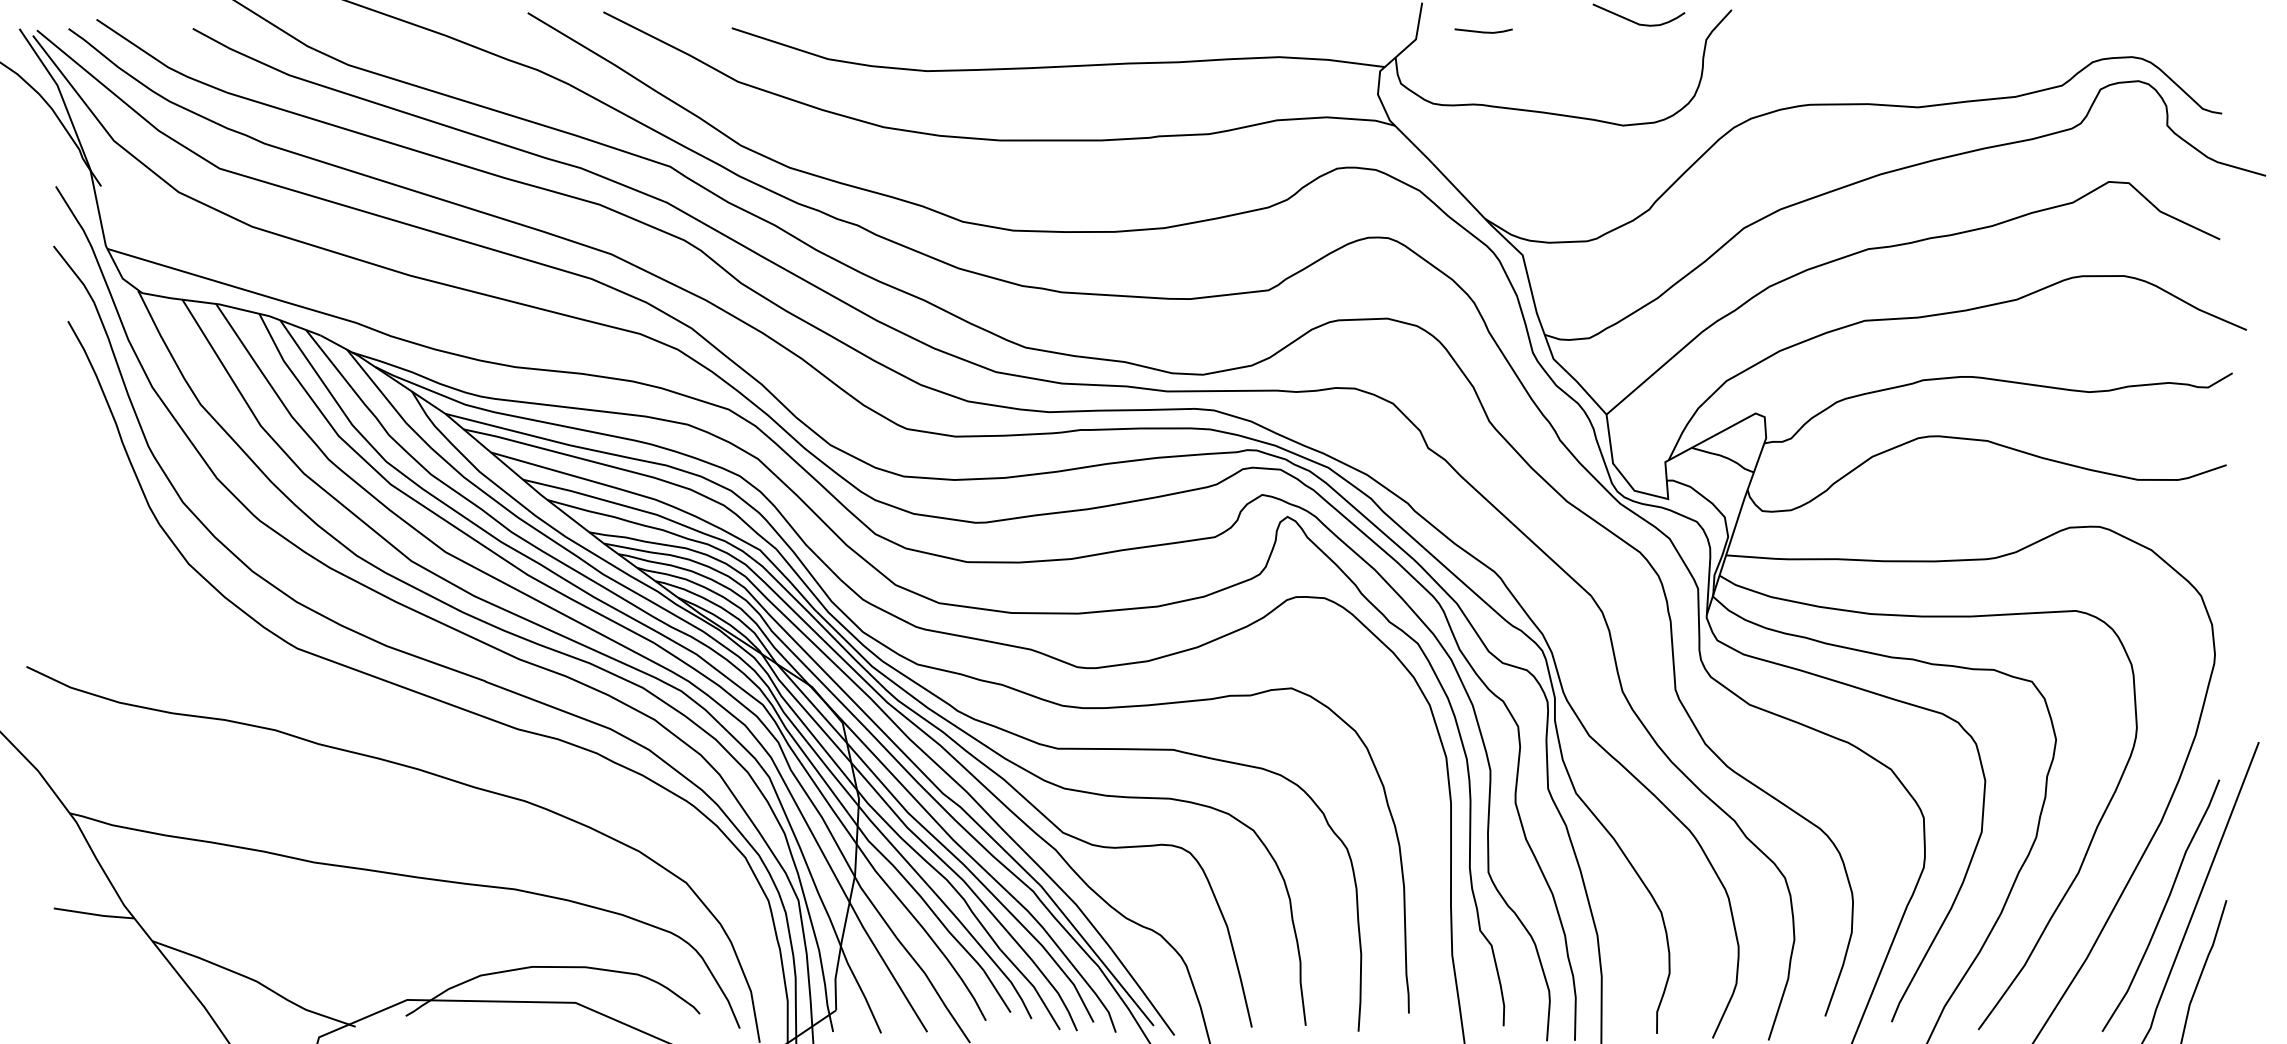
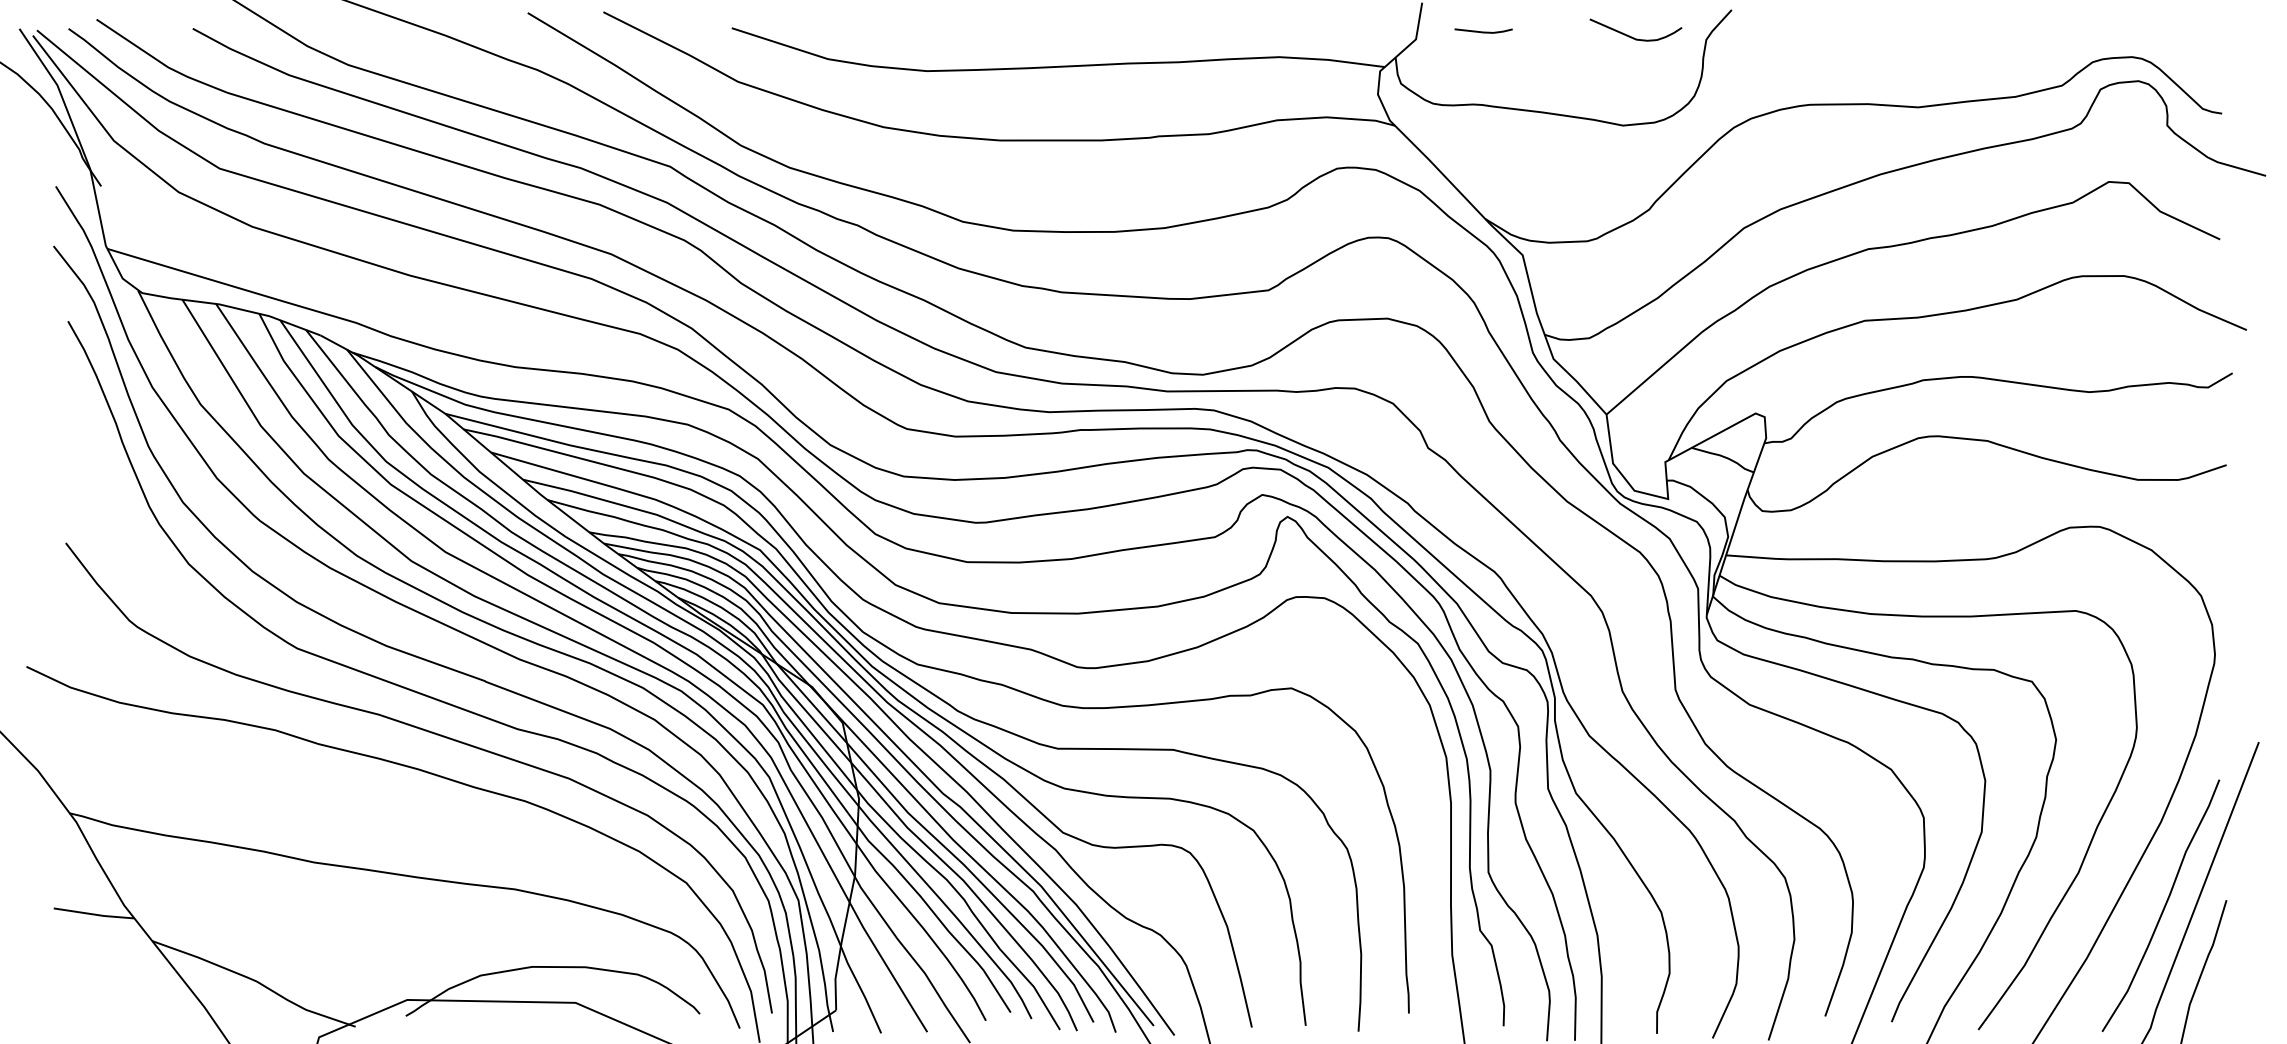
curve position: (1635, 21) -> (1632, 36) (1632, 36)
curve: none -> present (431, 733)
